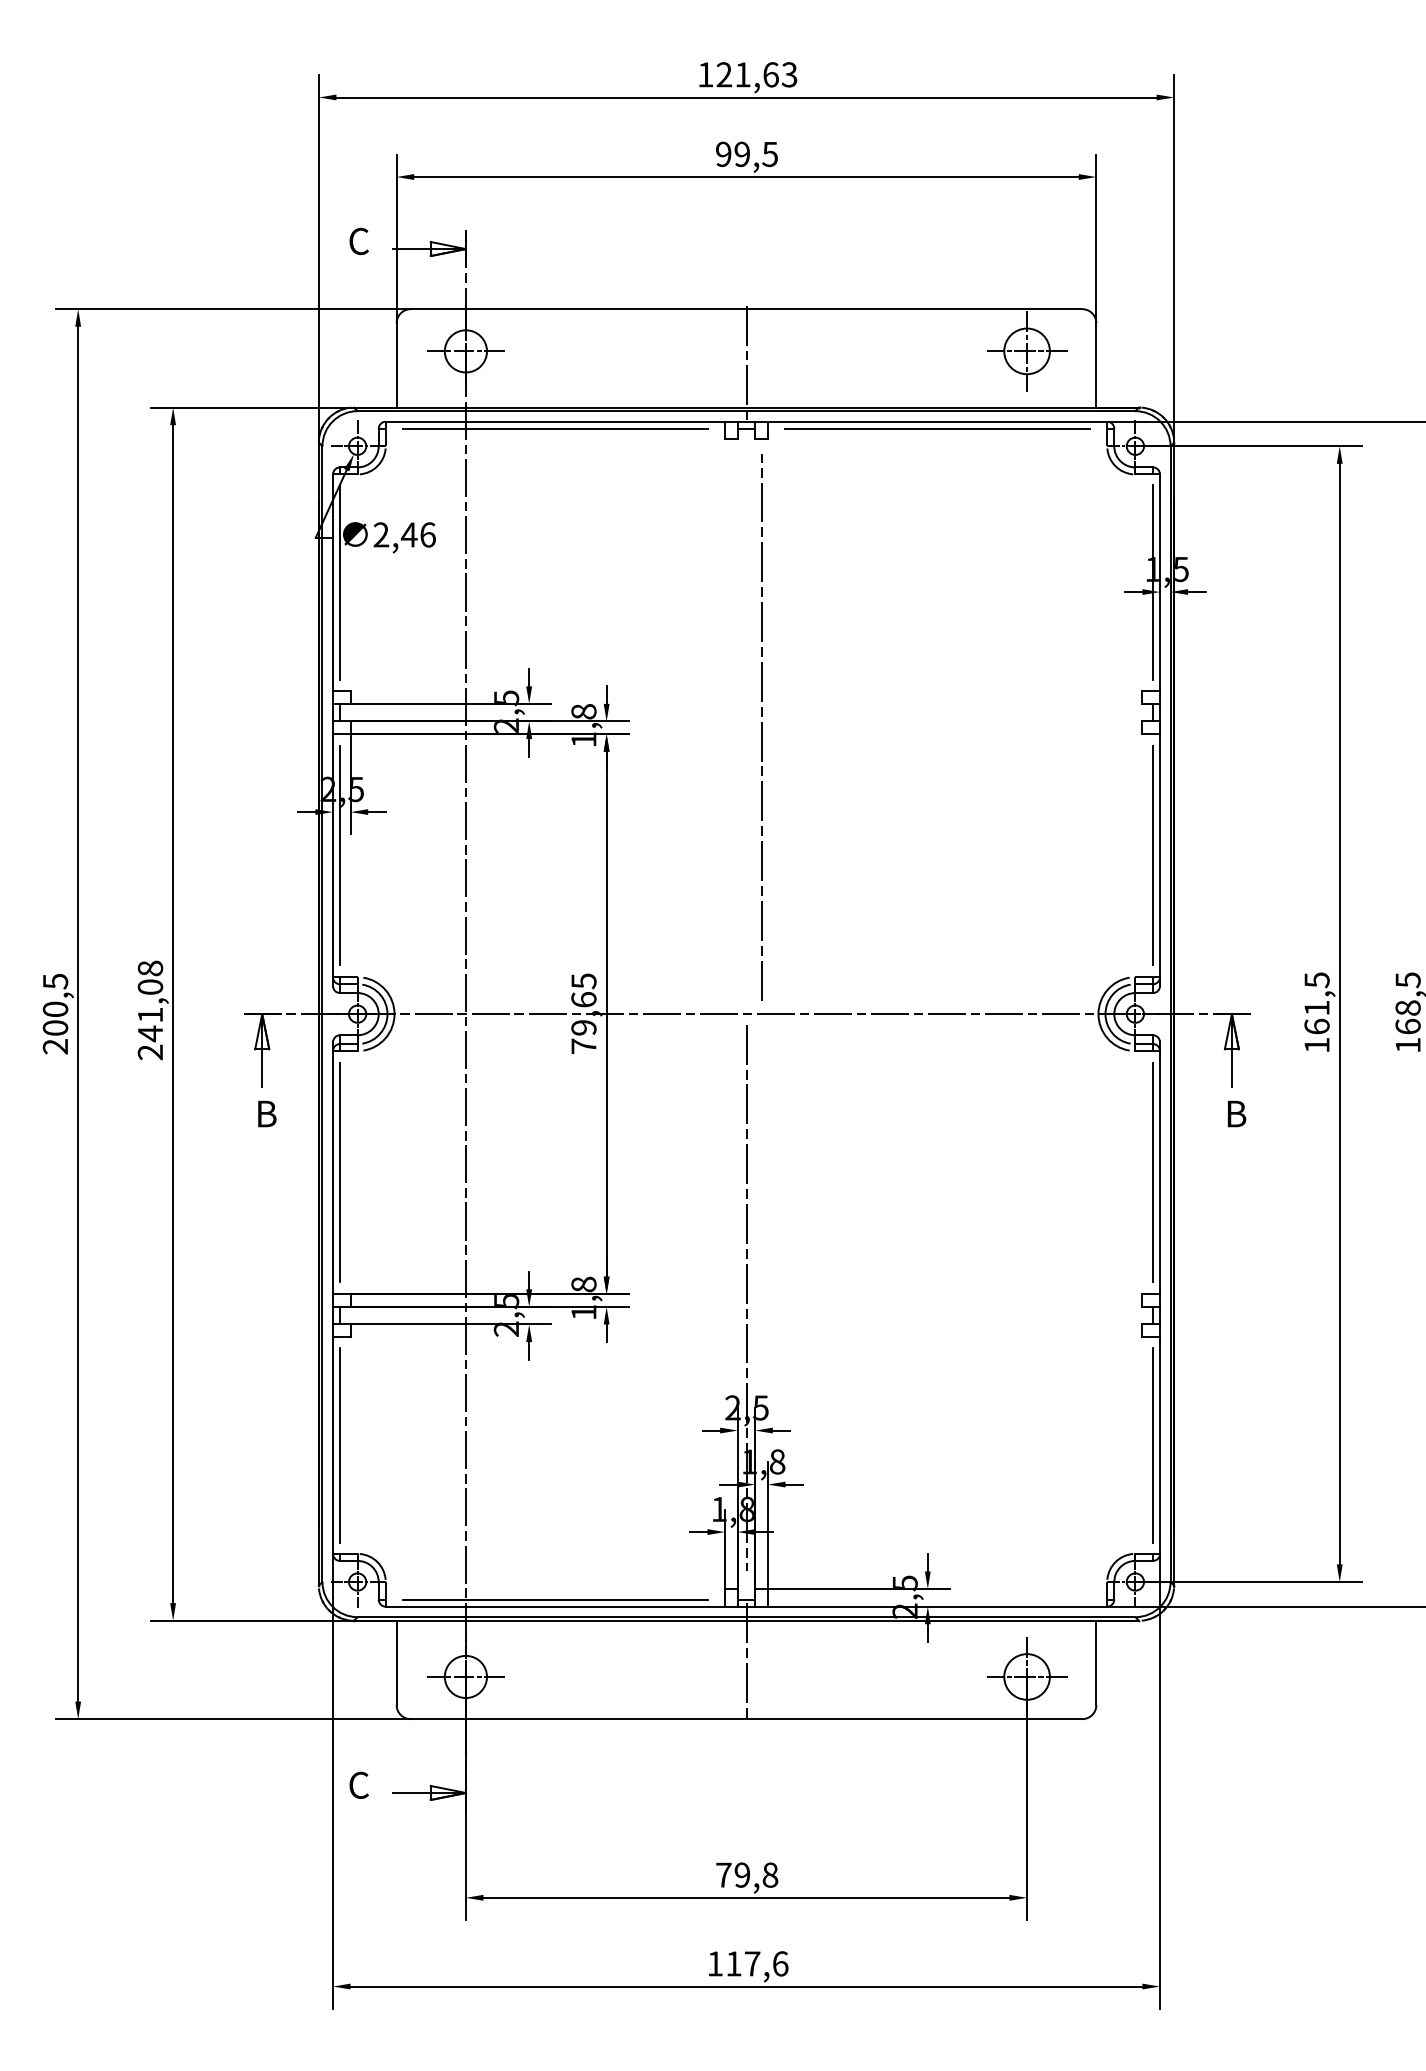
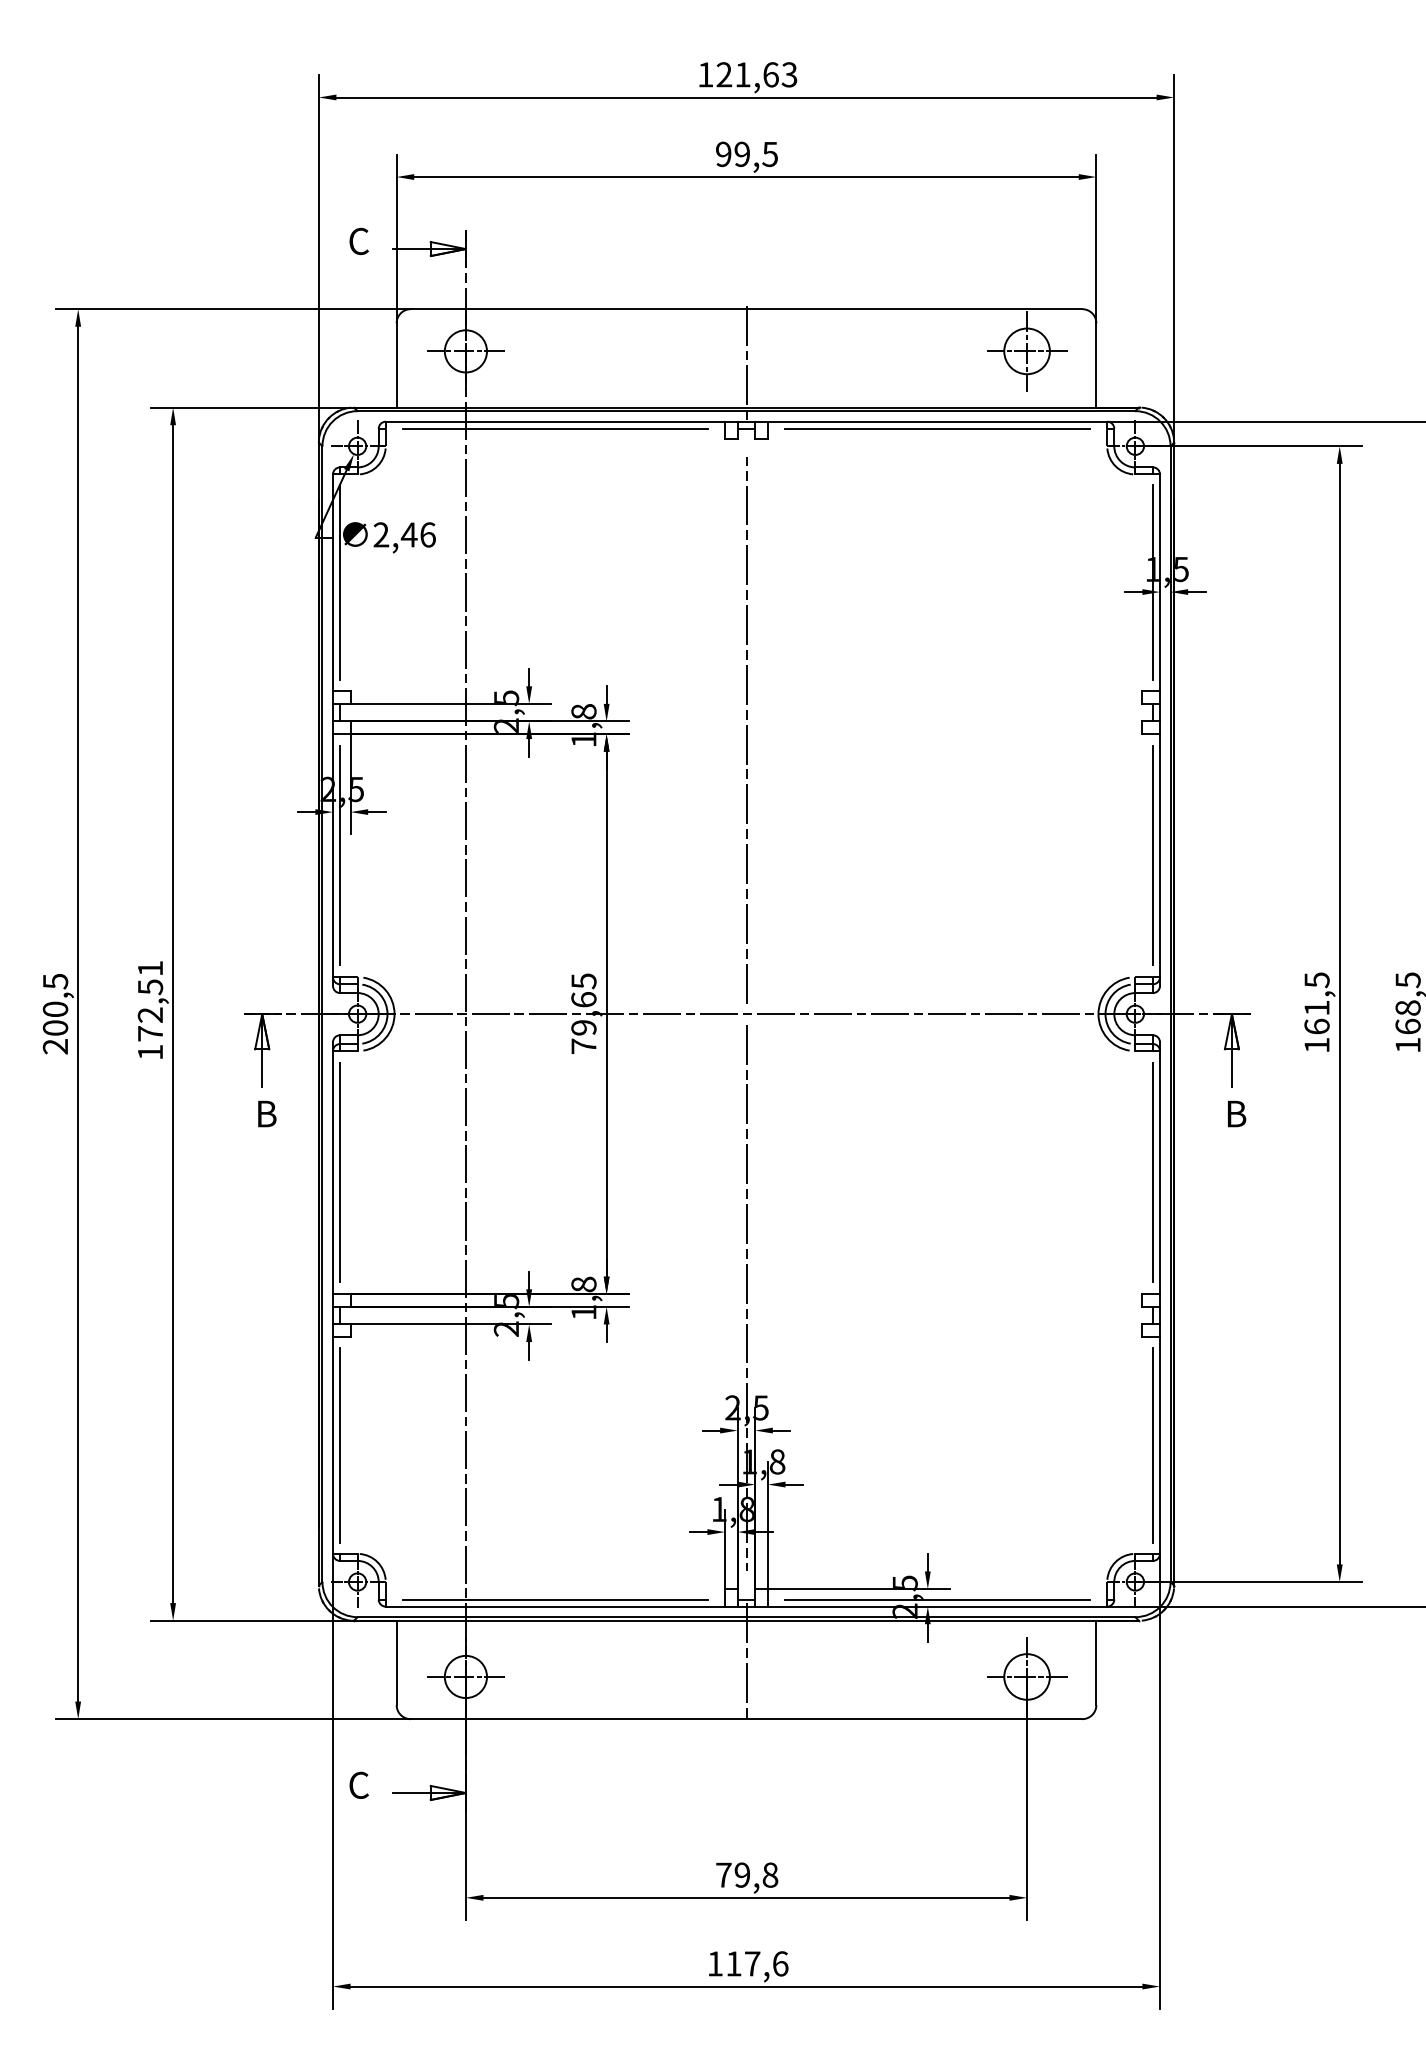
line position: (761, 727) -> (746, 730) (746, 730)
text: 241,08 -> 172,51 (150, 1010)
line: none -> present (937, 1599)
